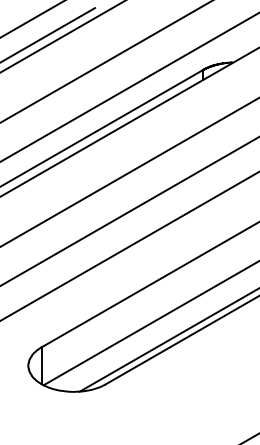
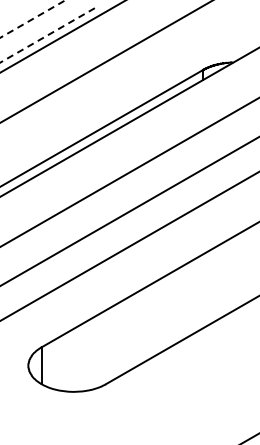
line: solid -> dashed (33, 18)
line: solid -> dashed (48, 35)
line: present -> none (129, 87)
line: present -> none (149, 323)
line: present -> none (167, 340)
